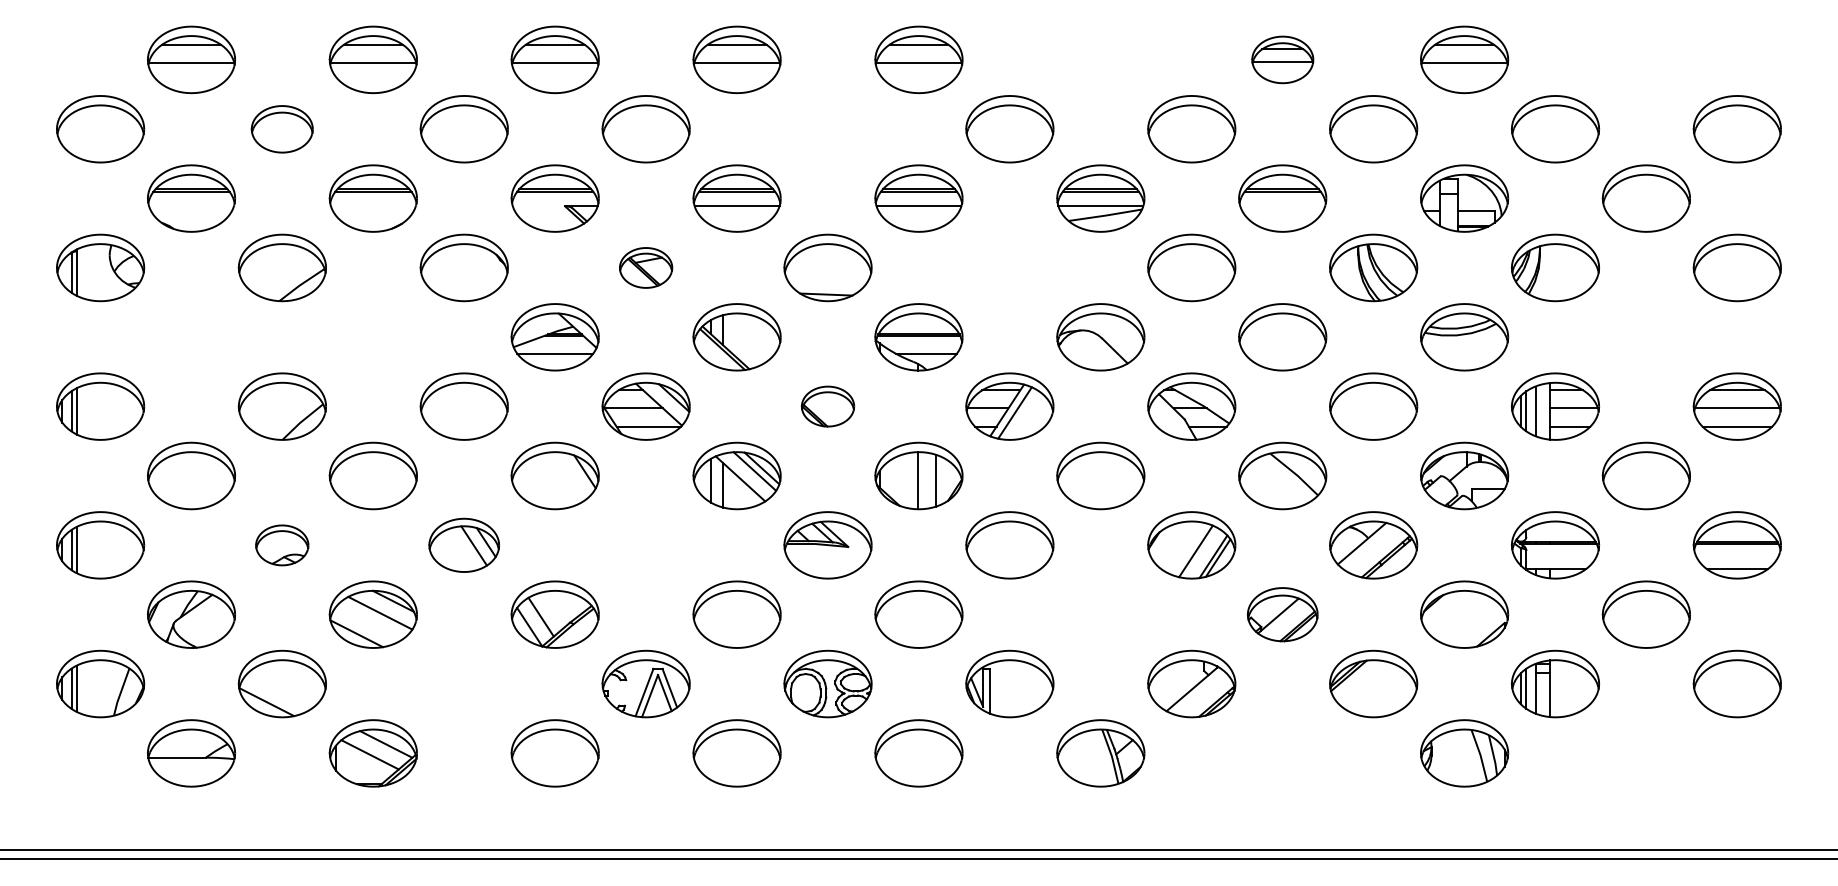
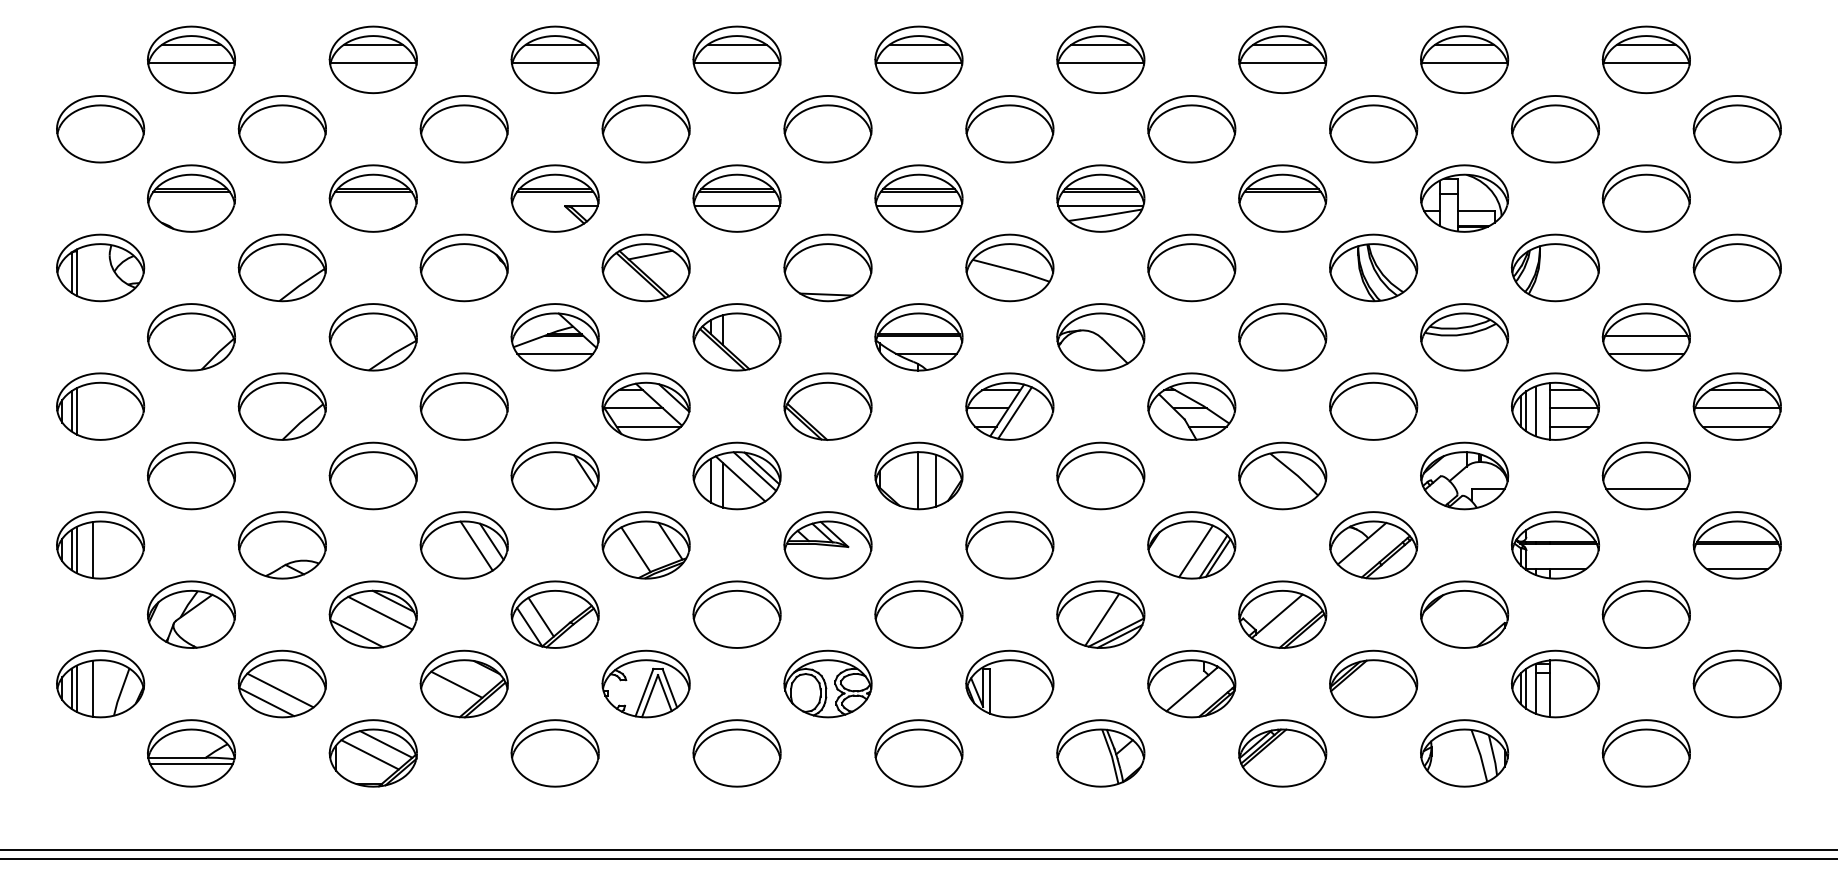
part: none -> present (1100, 59)
part size: 64x50 px -> 90x70 px (1282, 59)
part: none -> present (1645, 59)
part size: 64x49 px -> 90x69 px (281, 129)
part: none -> present (827, 129)
part size: 55x42 px -> 90x70 px (645, 267)
part: none -> present (1009, 267)
part: none -> present (191, 337)
part: none -> present (372, 337)
part: none -> present (1645, 337)
part size: 56x43 px -> 90x69 px (827, 406)
line: none -> present (1646, 488)
part size: 73x56 px -> 90x69 px (463, 545)
part size: 55x43 px -> 90x69 px (281, 545)
part: none -> present (645, 545)
line: none -> present (93, 549)
part: none -> present (1100, 614)
part size: 73x56 px -> 90x69 px (1282, 614)
part: none -> present (463, 683)
line: none -> present (93, 688)
line: none -> present (280, 690)
part: none -> present (1282, 753)
part: none -> present (1645, 753)
line: none -> present (191, 763)
